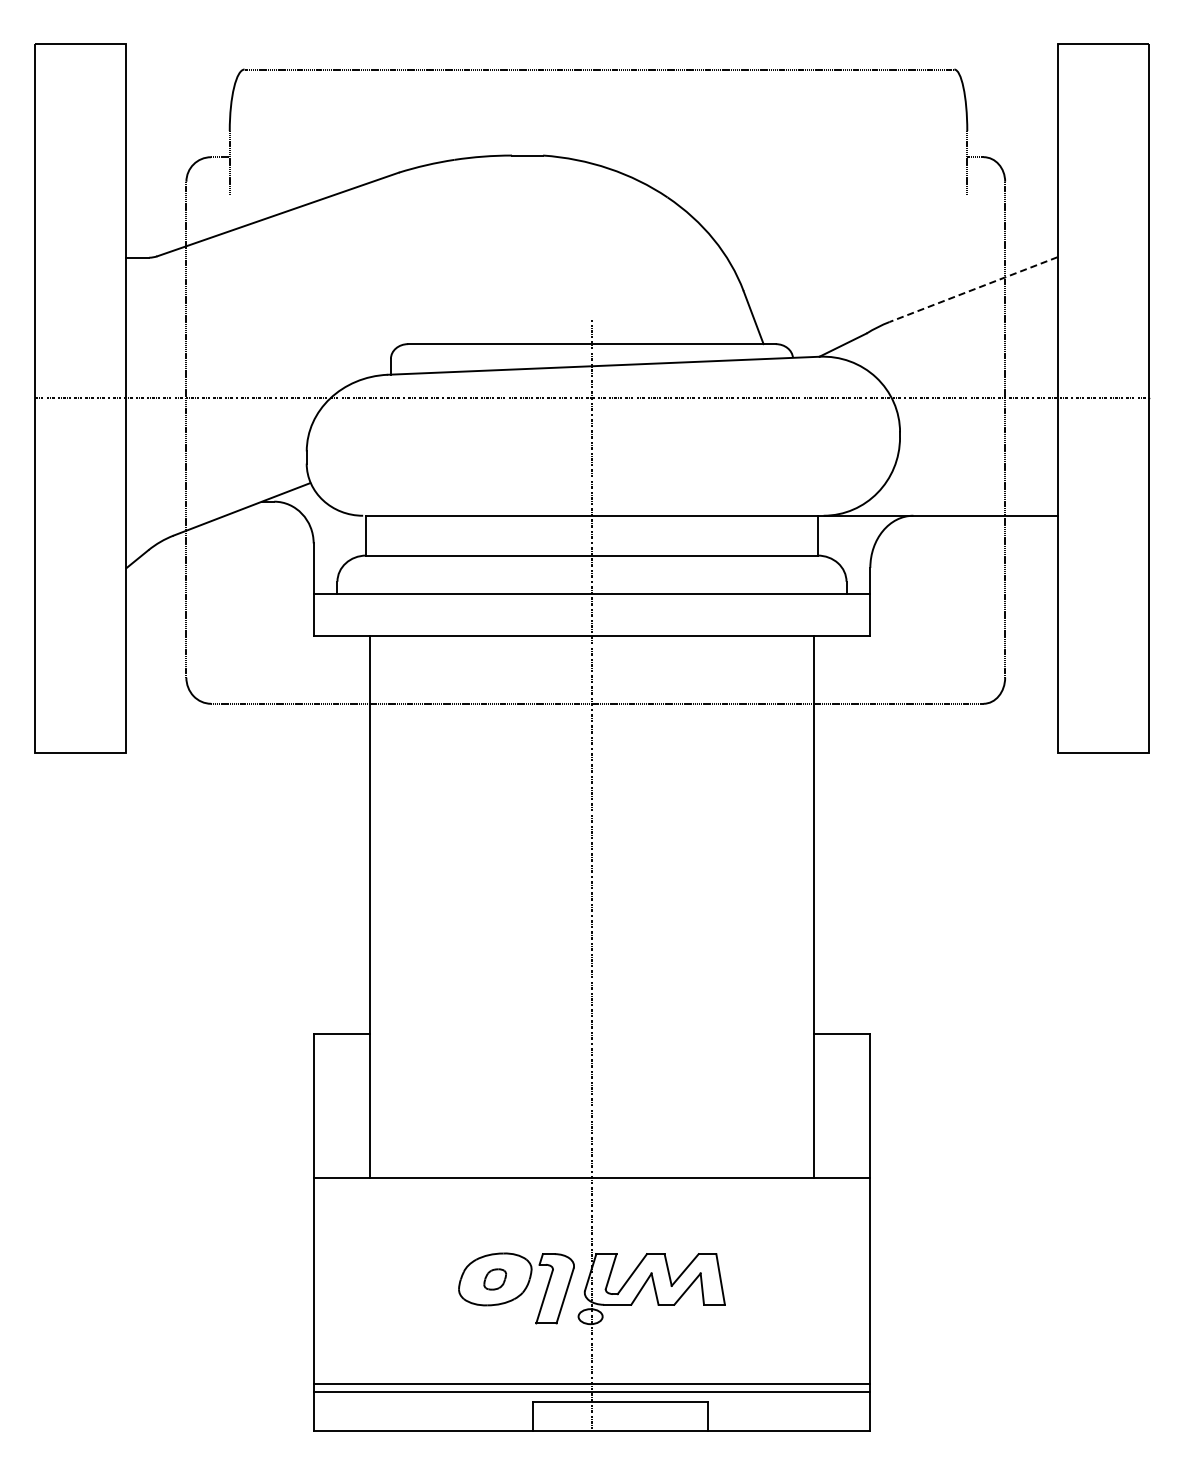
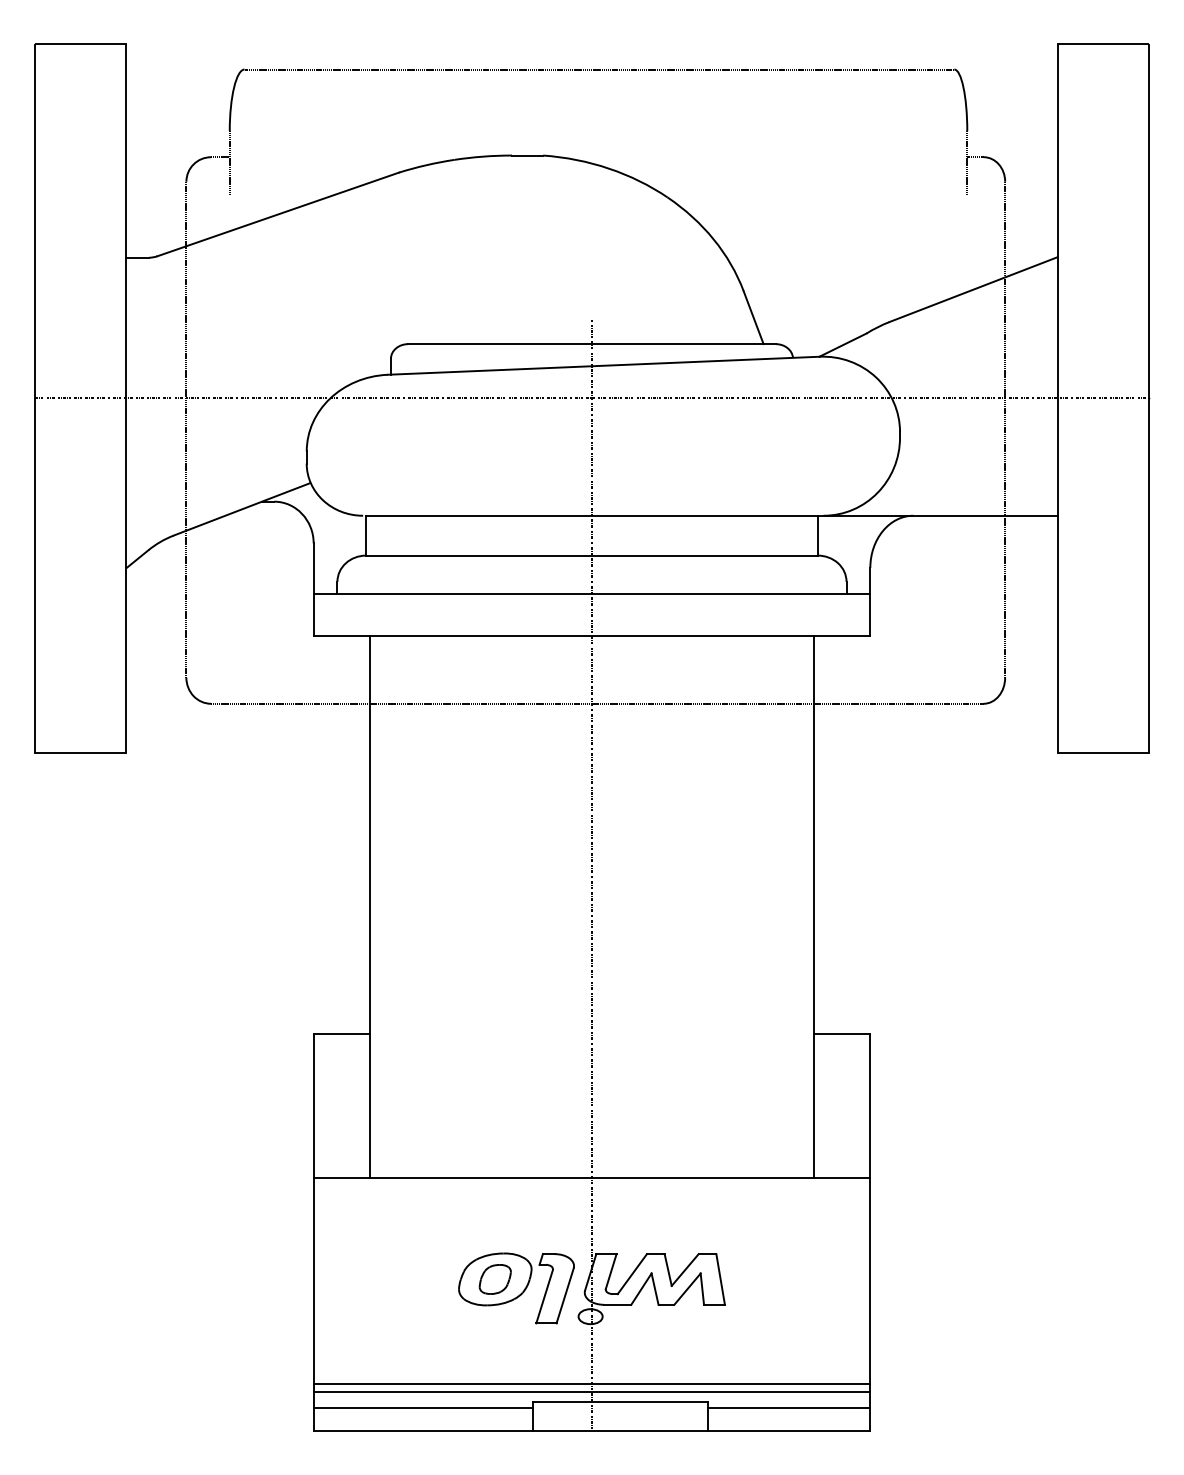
line: dashed -> solid (973, 289)
part size: 24x23 px -> 34x31 px (494, 1279)
line: none -> present (422, 1408)
line: none -> present (789, 1408)
